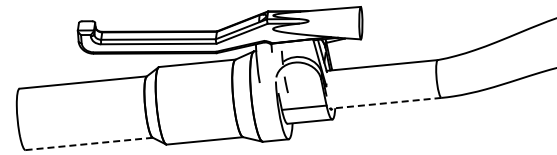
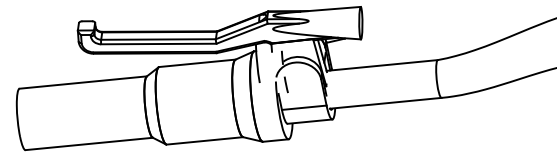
line: dashed -> solid (385, 103)
line: dashed -> solid (89, 143)
